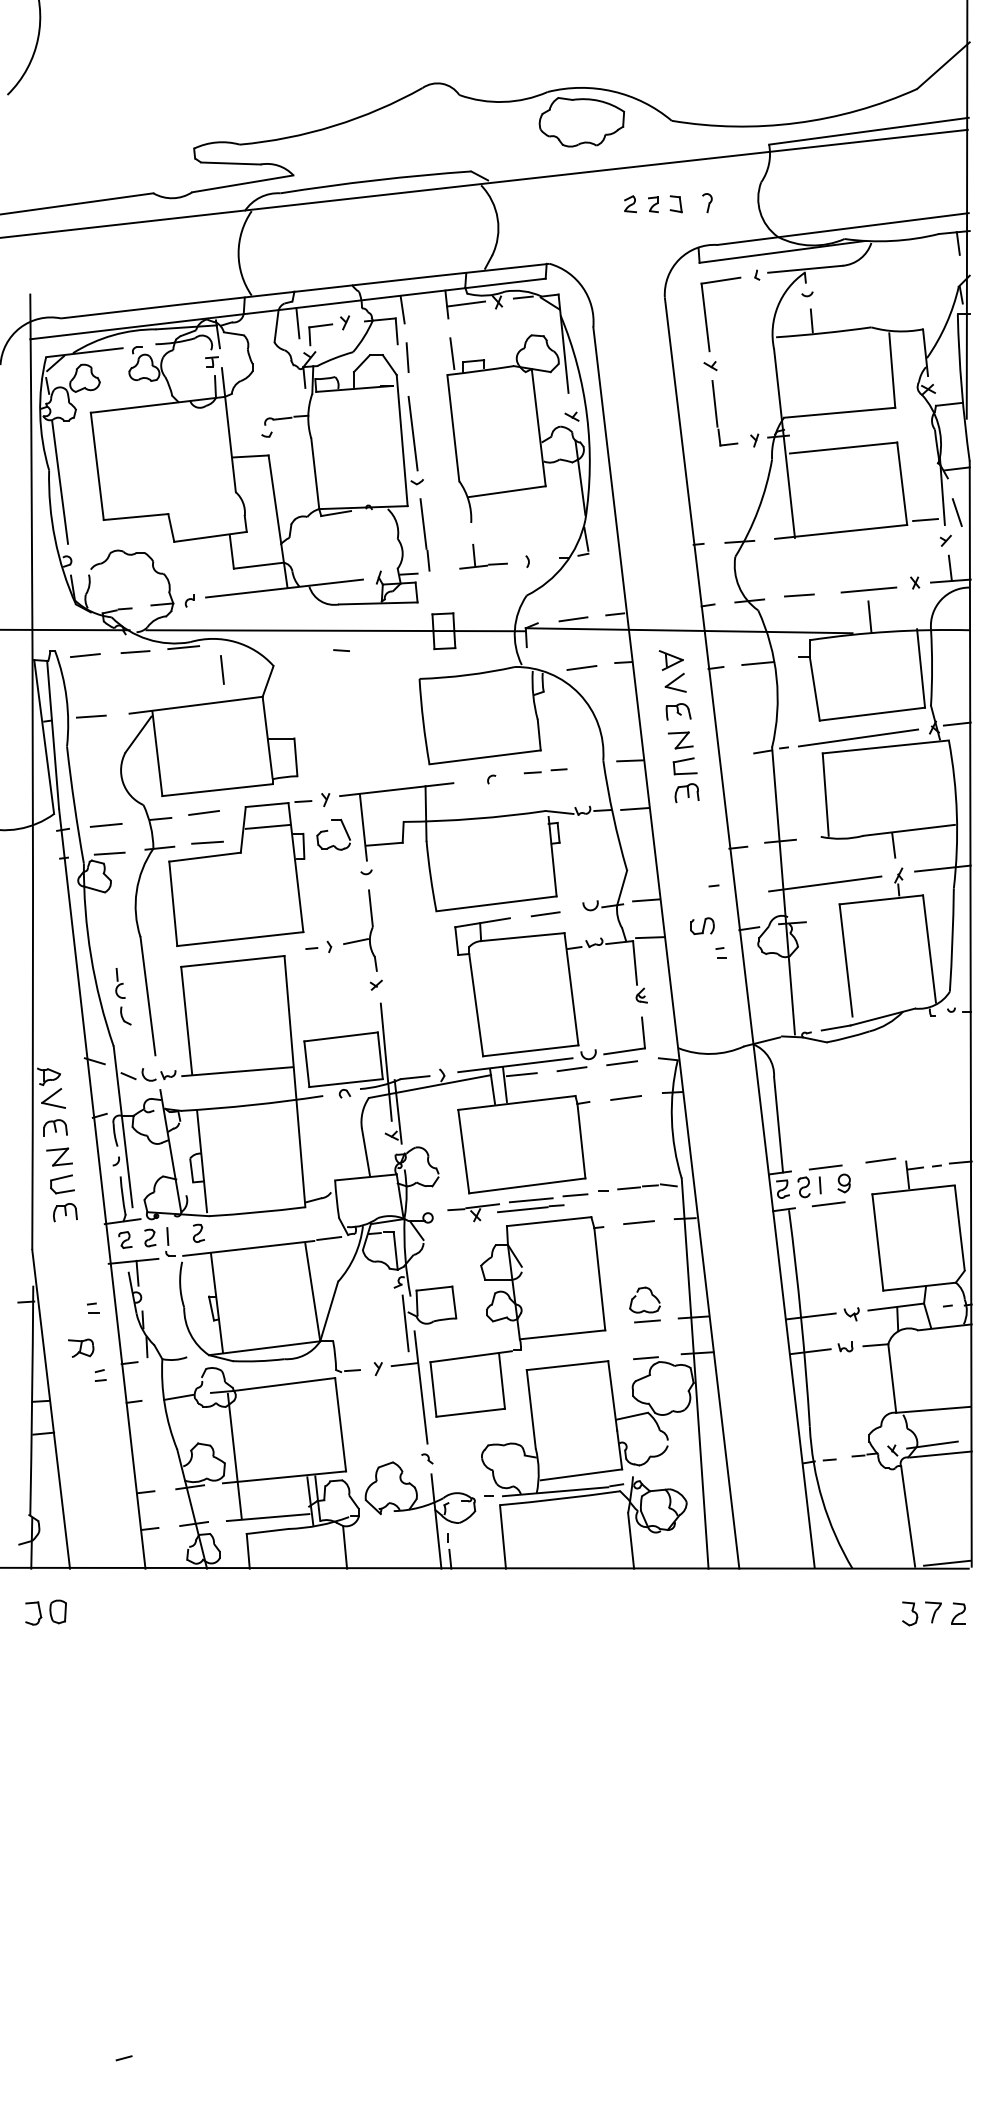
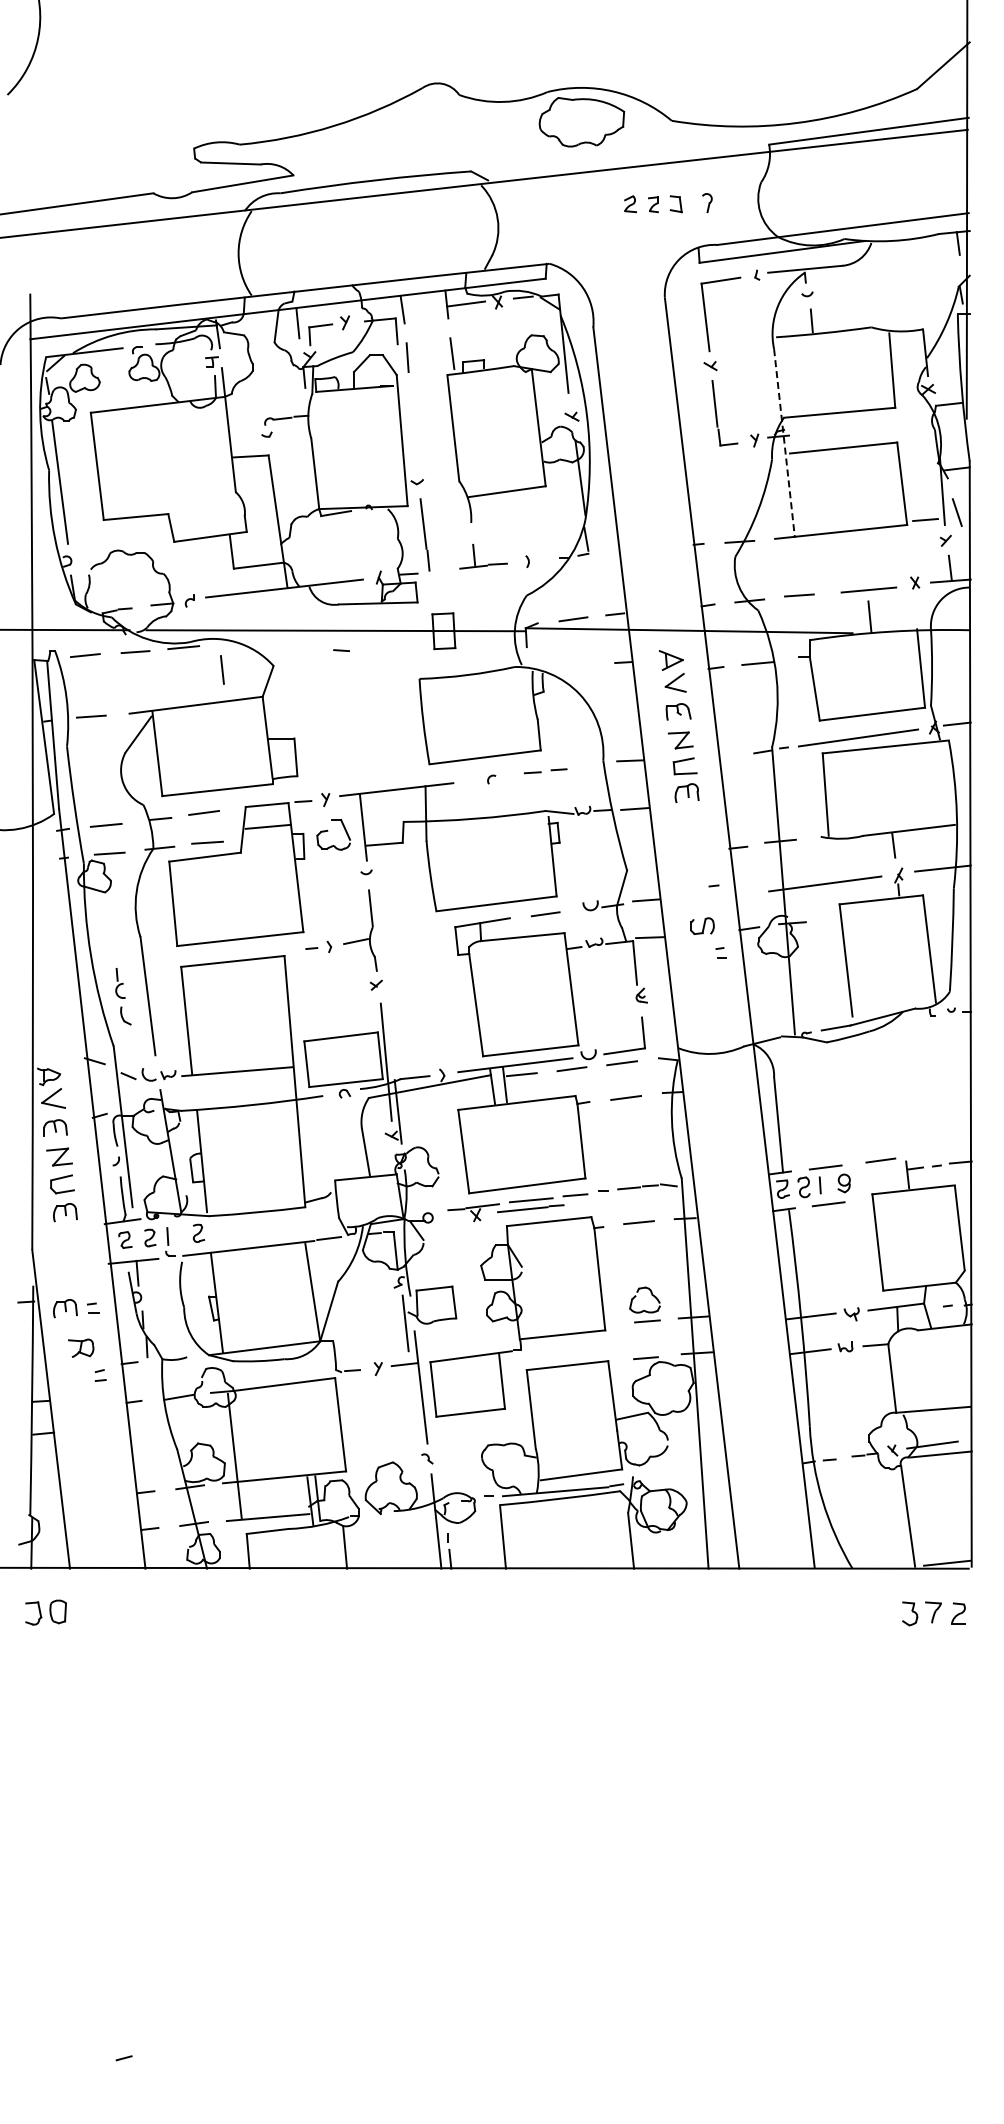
line: present -> none (412, 433)
line: solid -> dashed (784, 443)
line: present -> none (581, 667)
part: none -> present (65, 1308)
